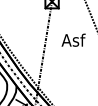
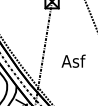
text position: (73, 39) -> (73, 60) (73, 60)
